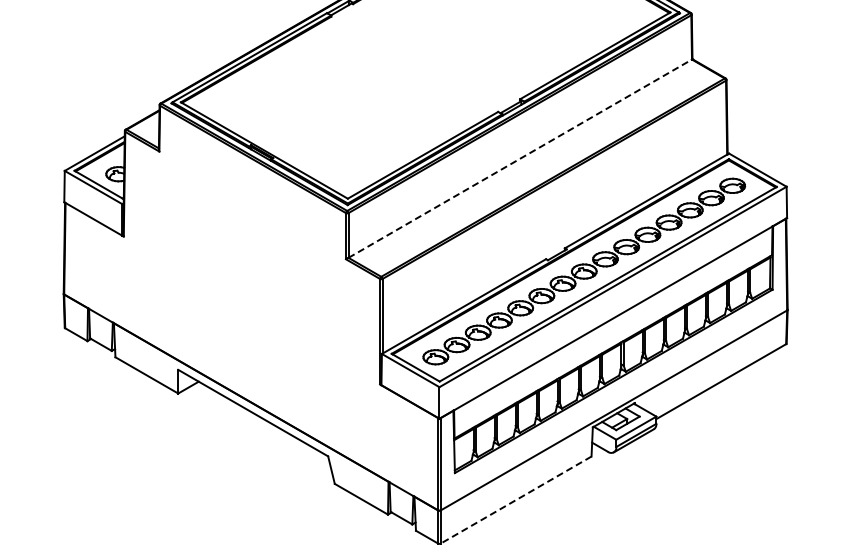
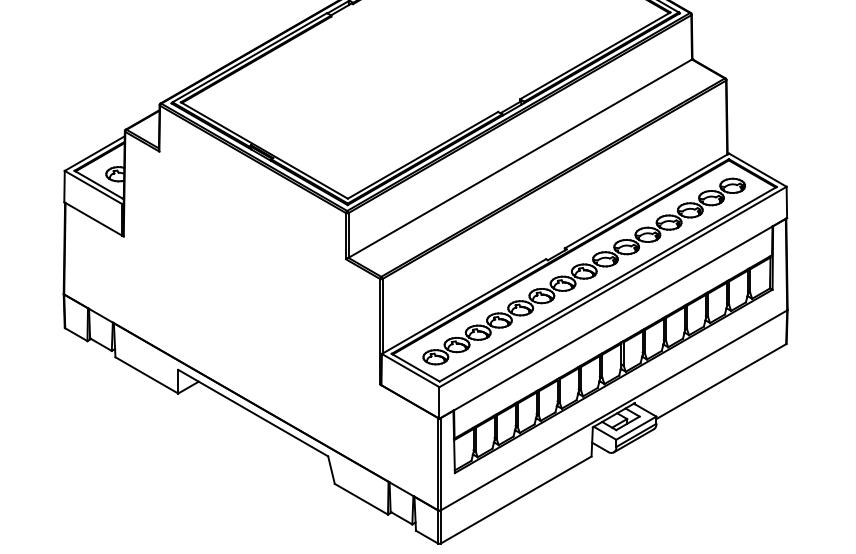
line: dashed -> solid (520, 158)
line: dashed -> solid (515, 500)
